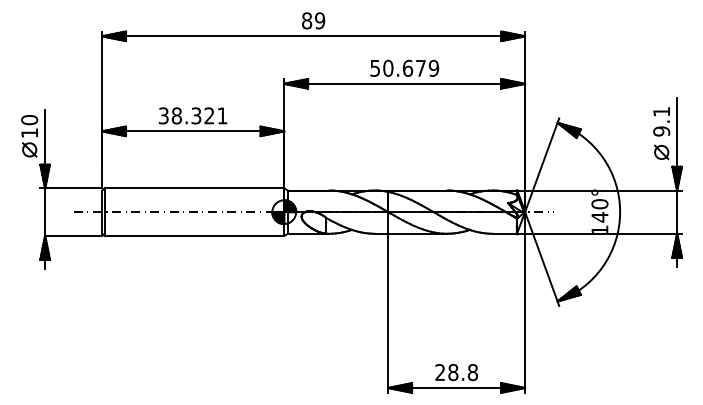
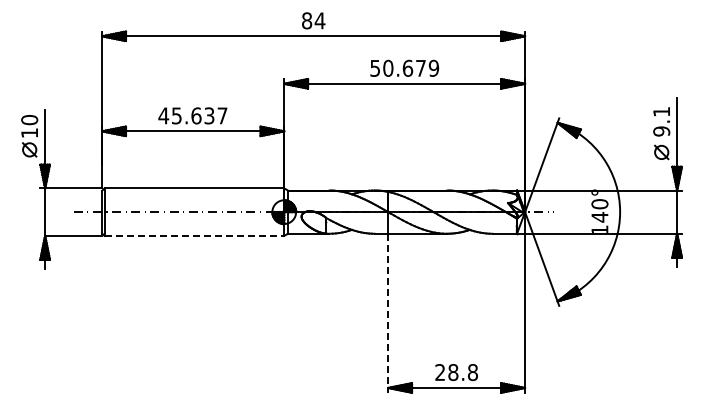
text: 89 -> 84 (319, 20)
text: 38.321 -> 45.637 (192, 115)
line: solid -> dashed (194, 235)
line: solid -> dashed (388, 313)
